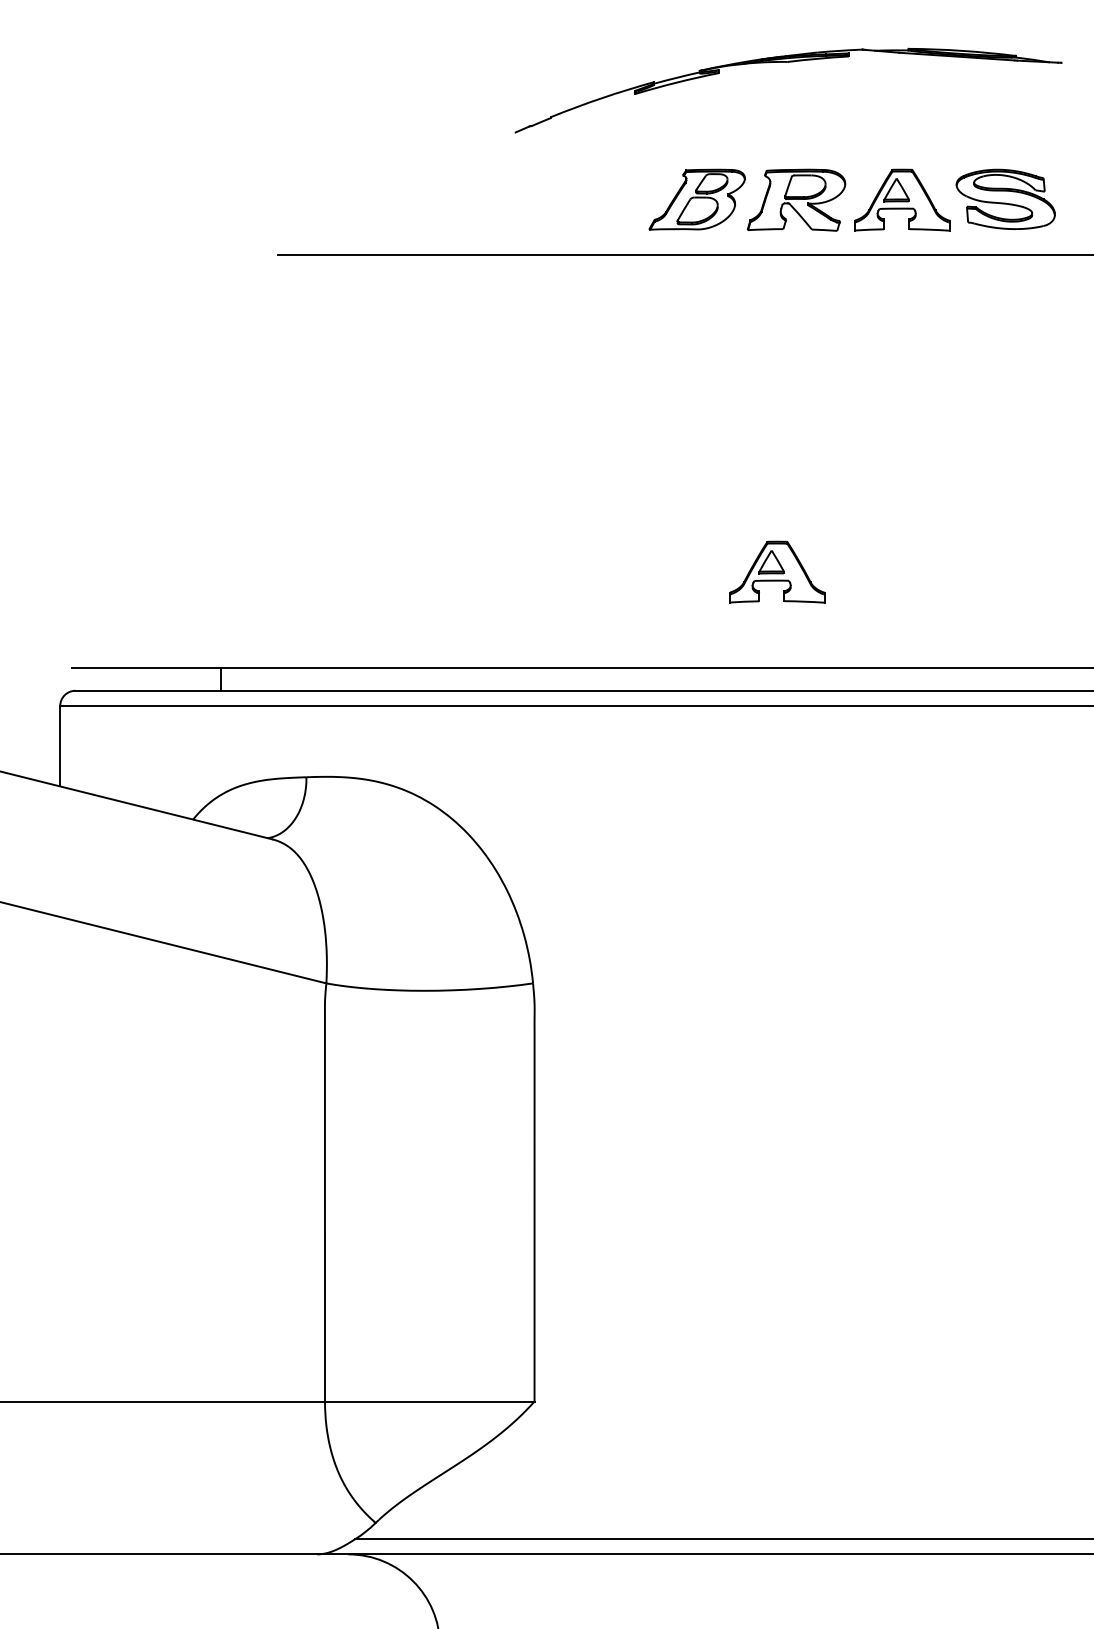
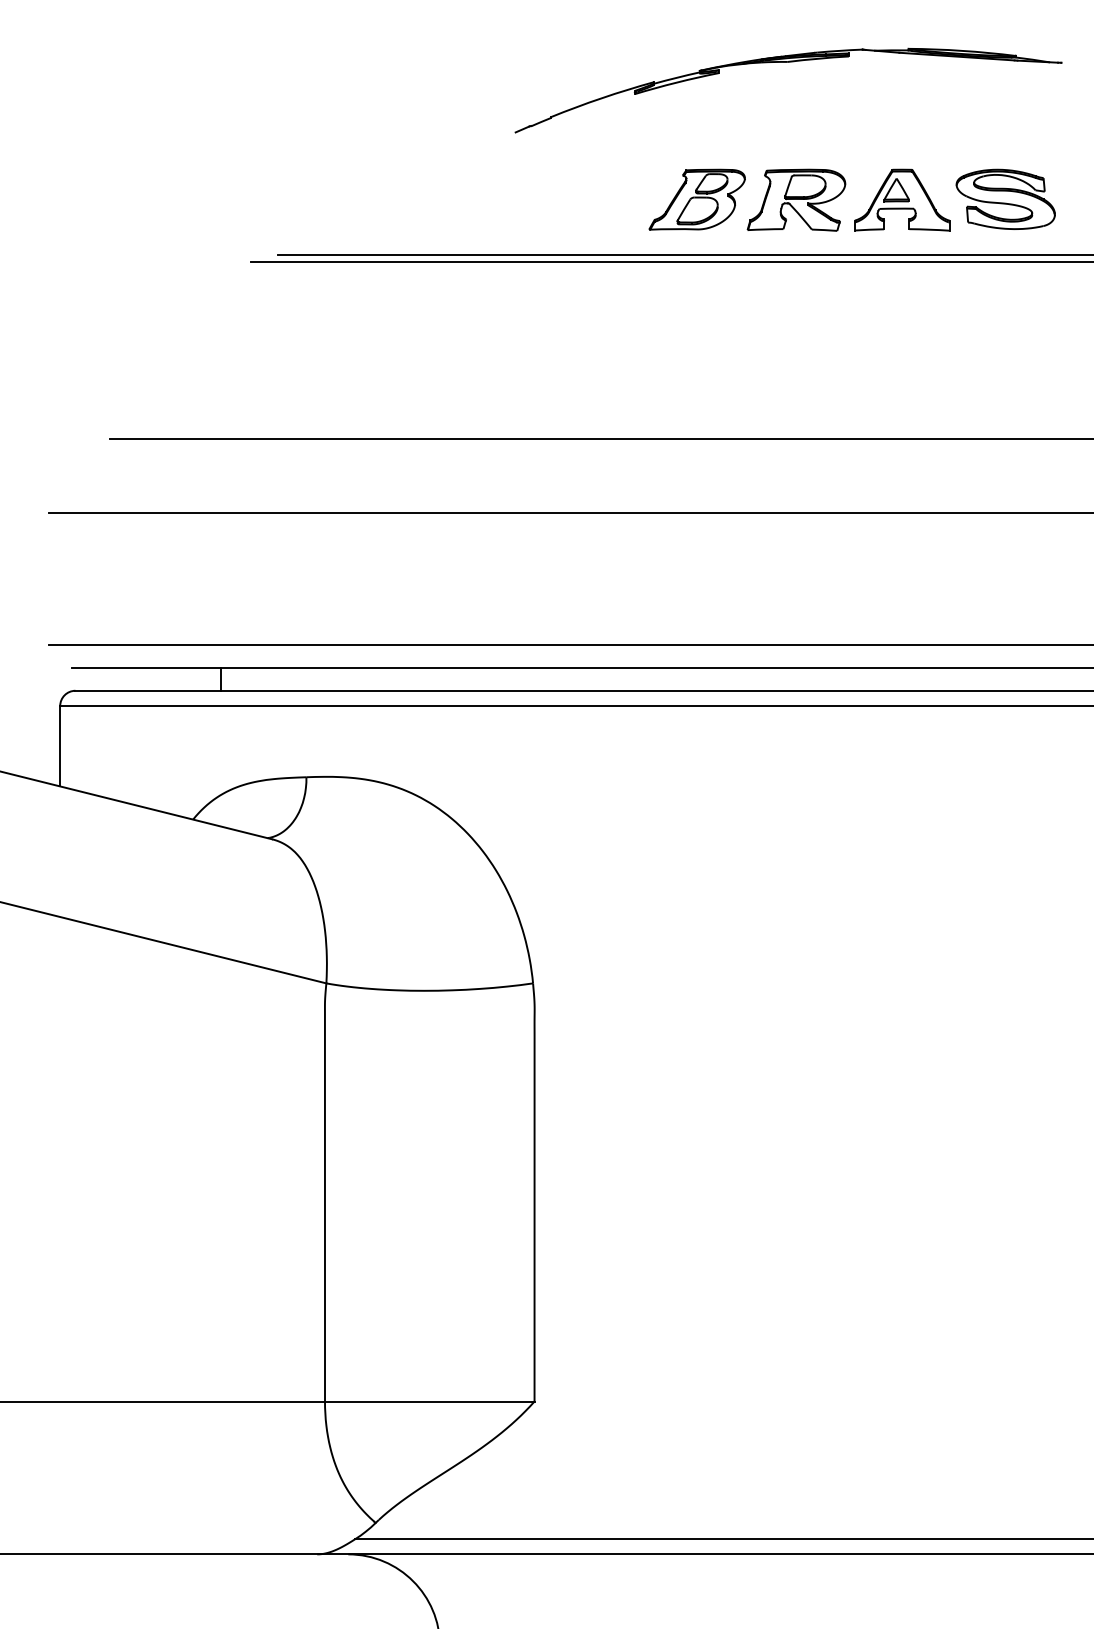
line: none -> present (670, 262)
line: none -> present (599, 438)
line: none -> present (569, 513)
part: present -> none (777, 571)
line: none -> present (569, 644)
